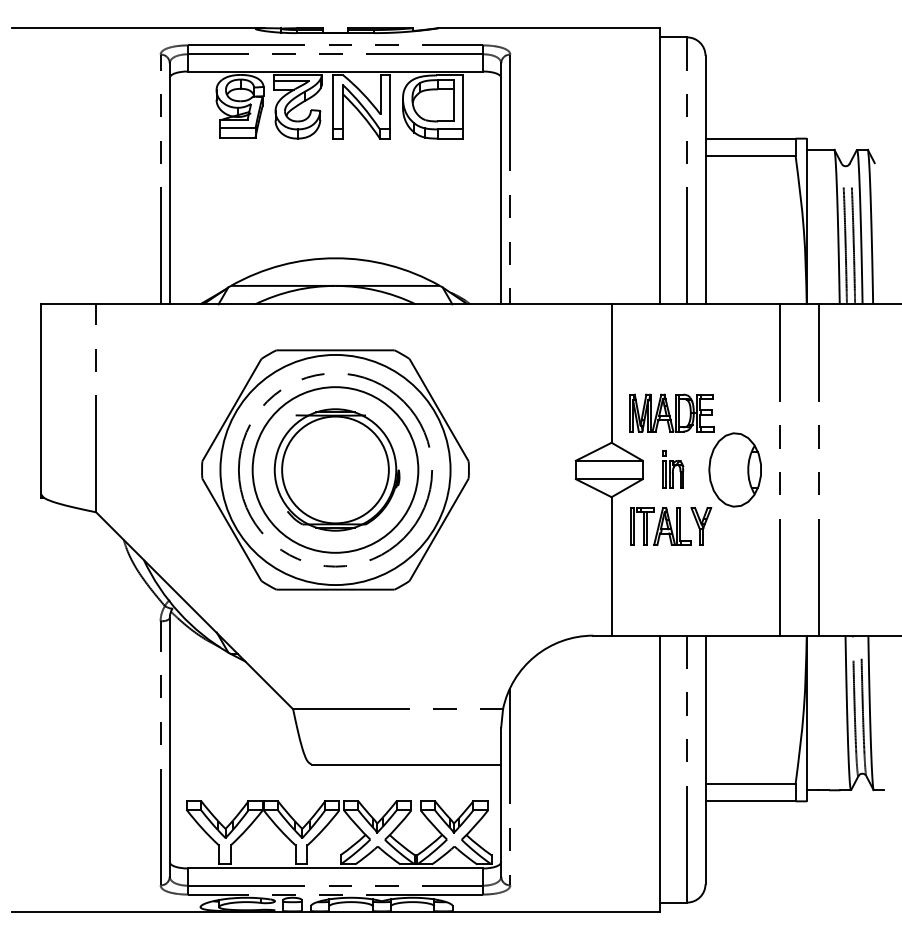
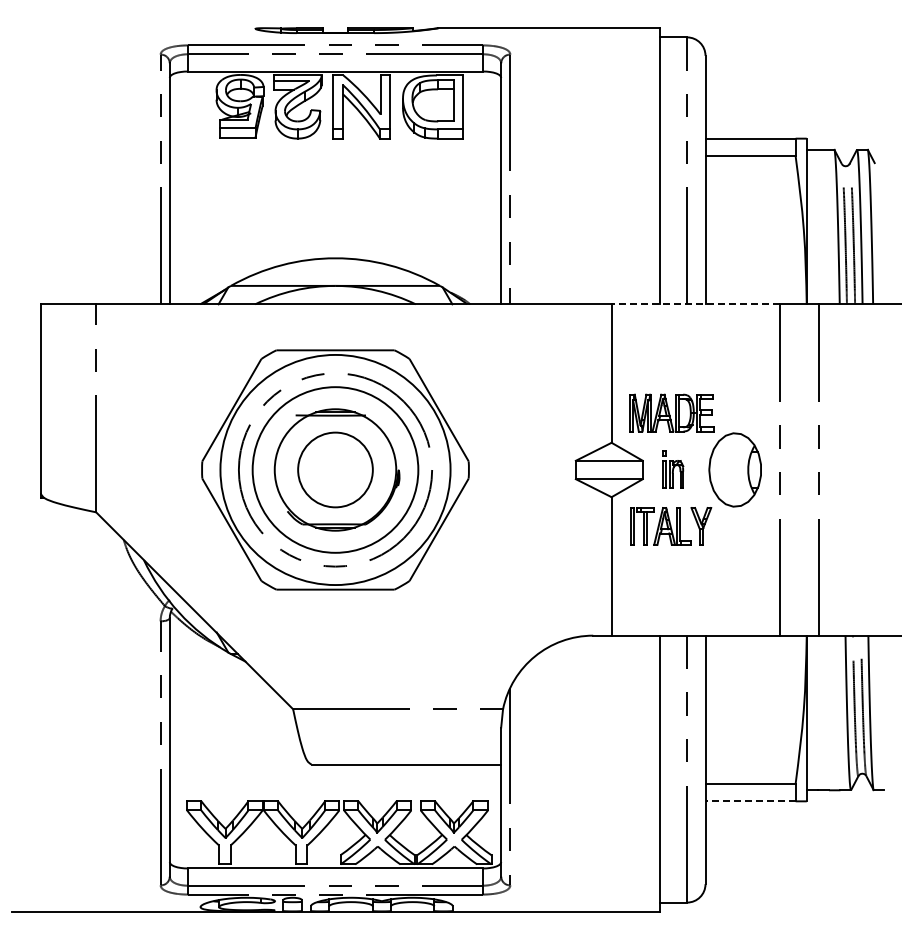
line: present -> none (137, 28)
line: solid -> dashed (695, 304)
circle diameter: 107 px -> 75 px (335, 469)
line: solid -> dashed (750, 801)
